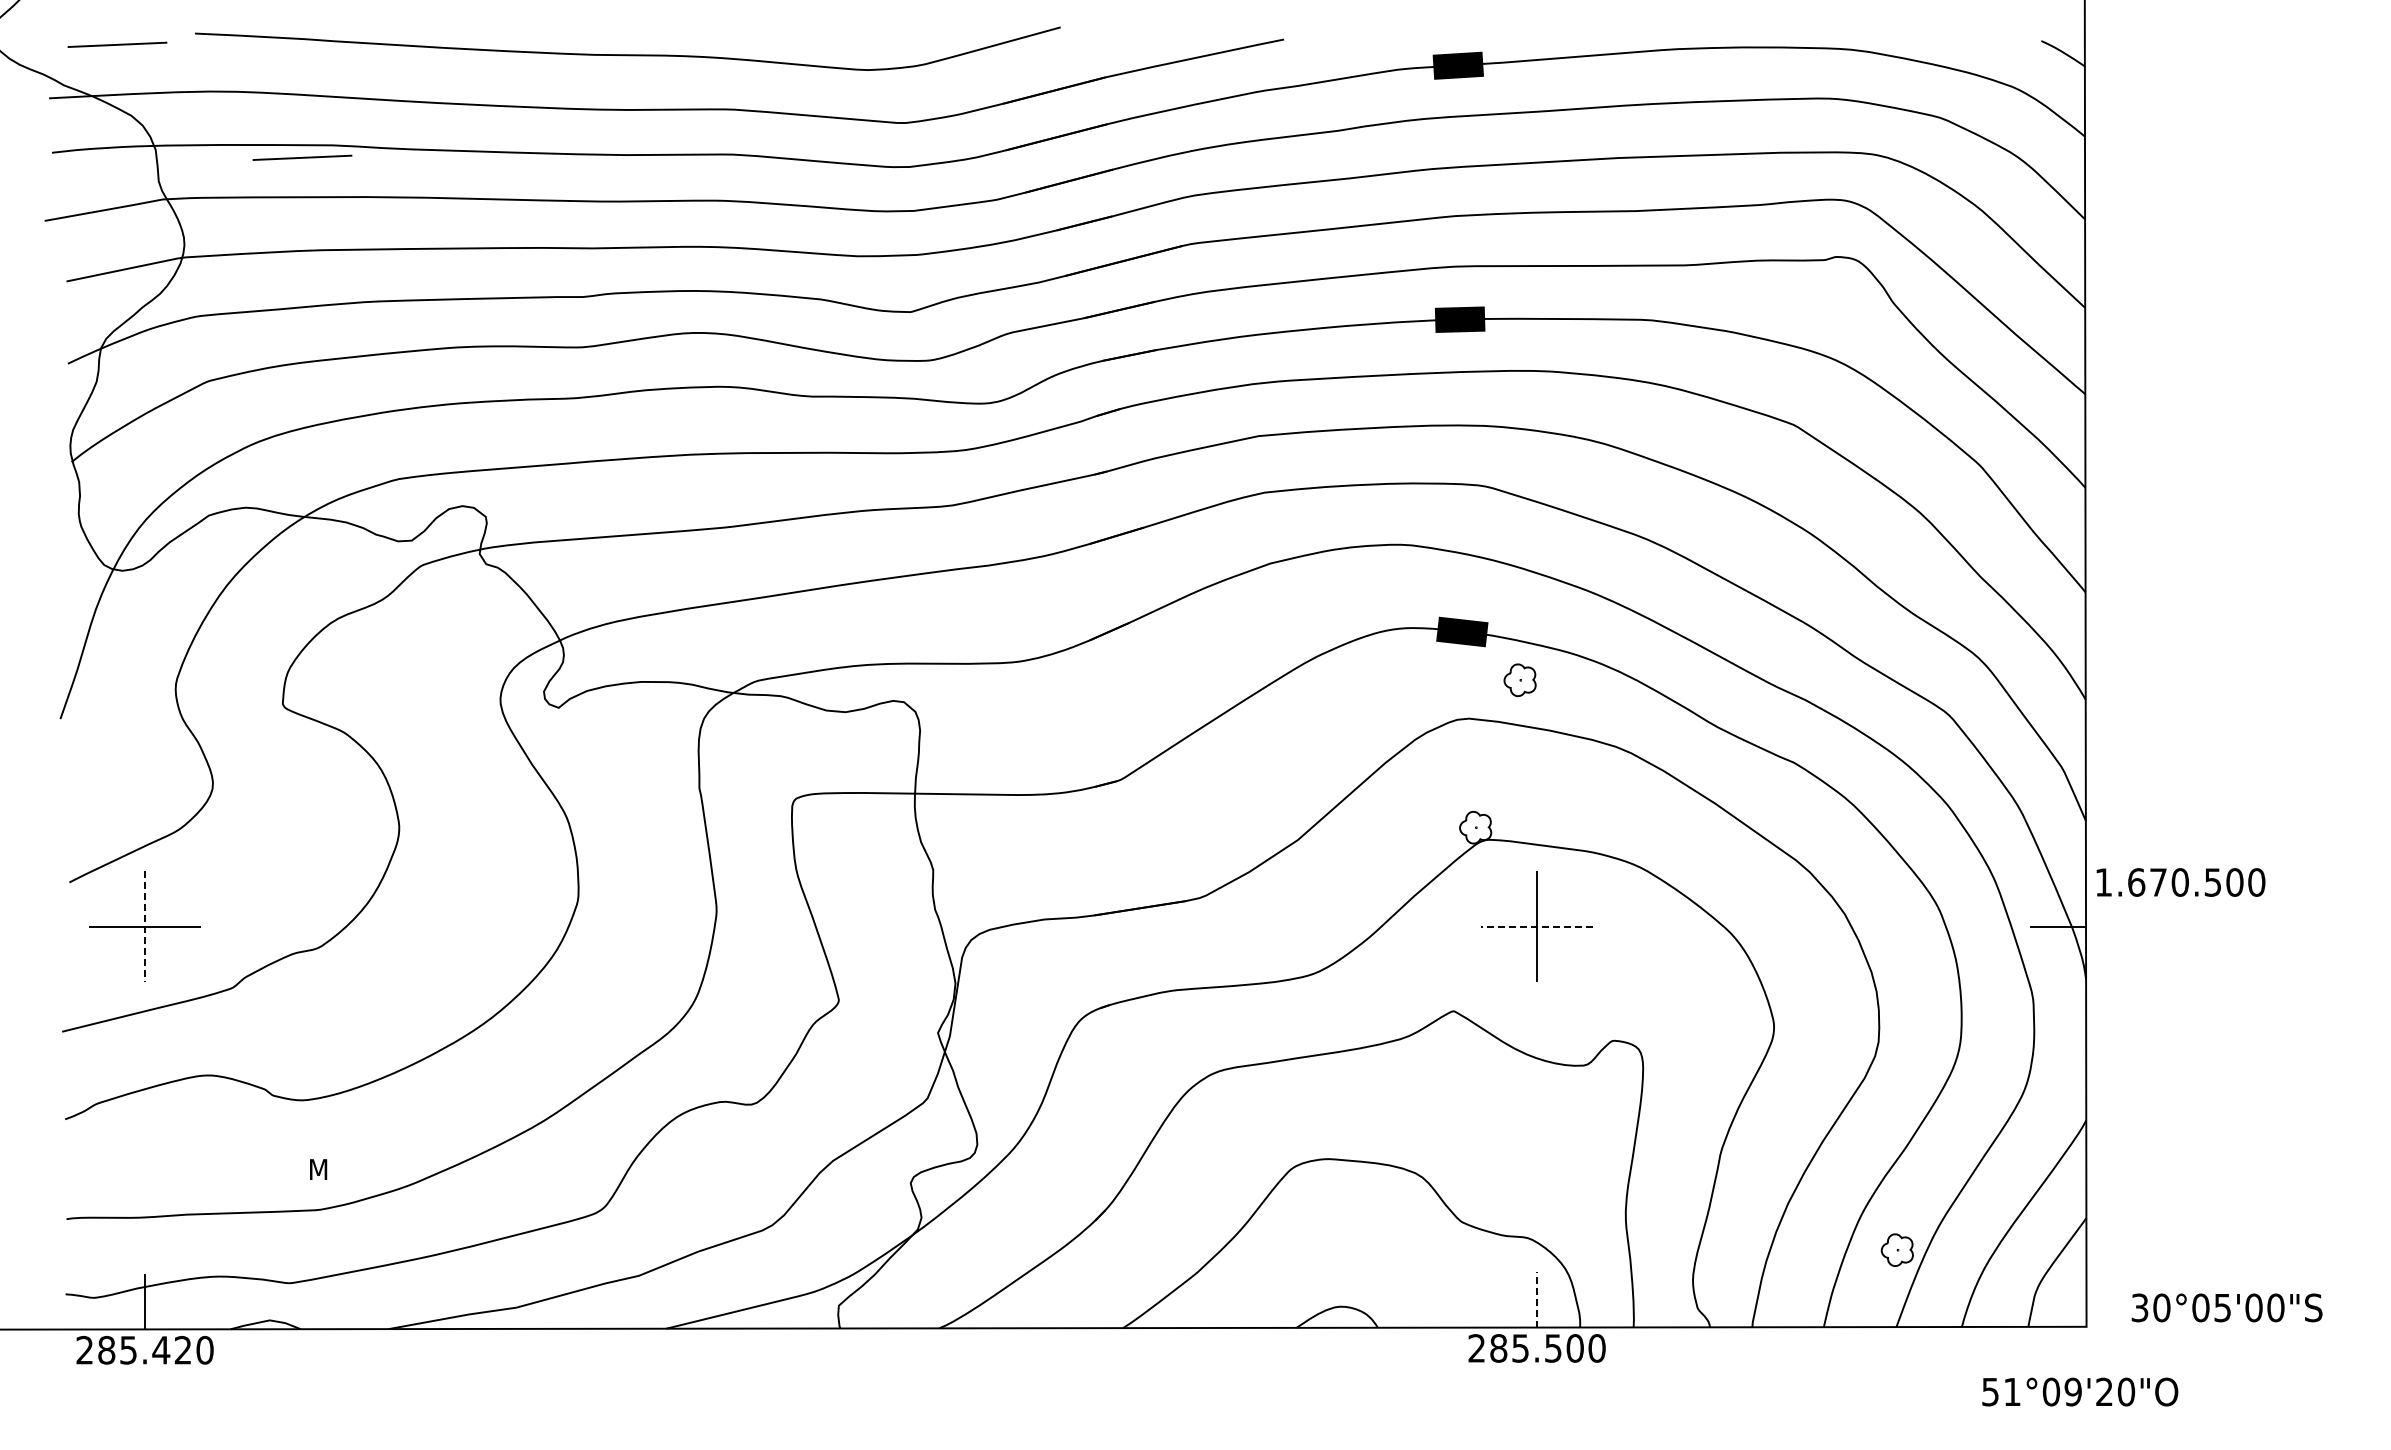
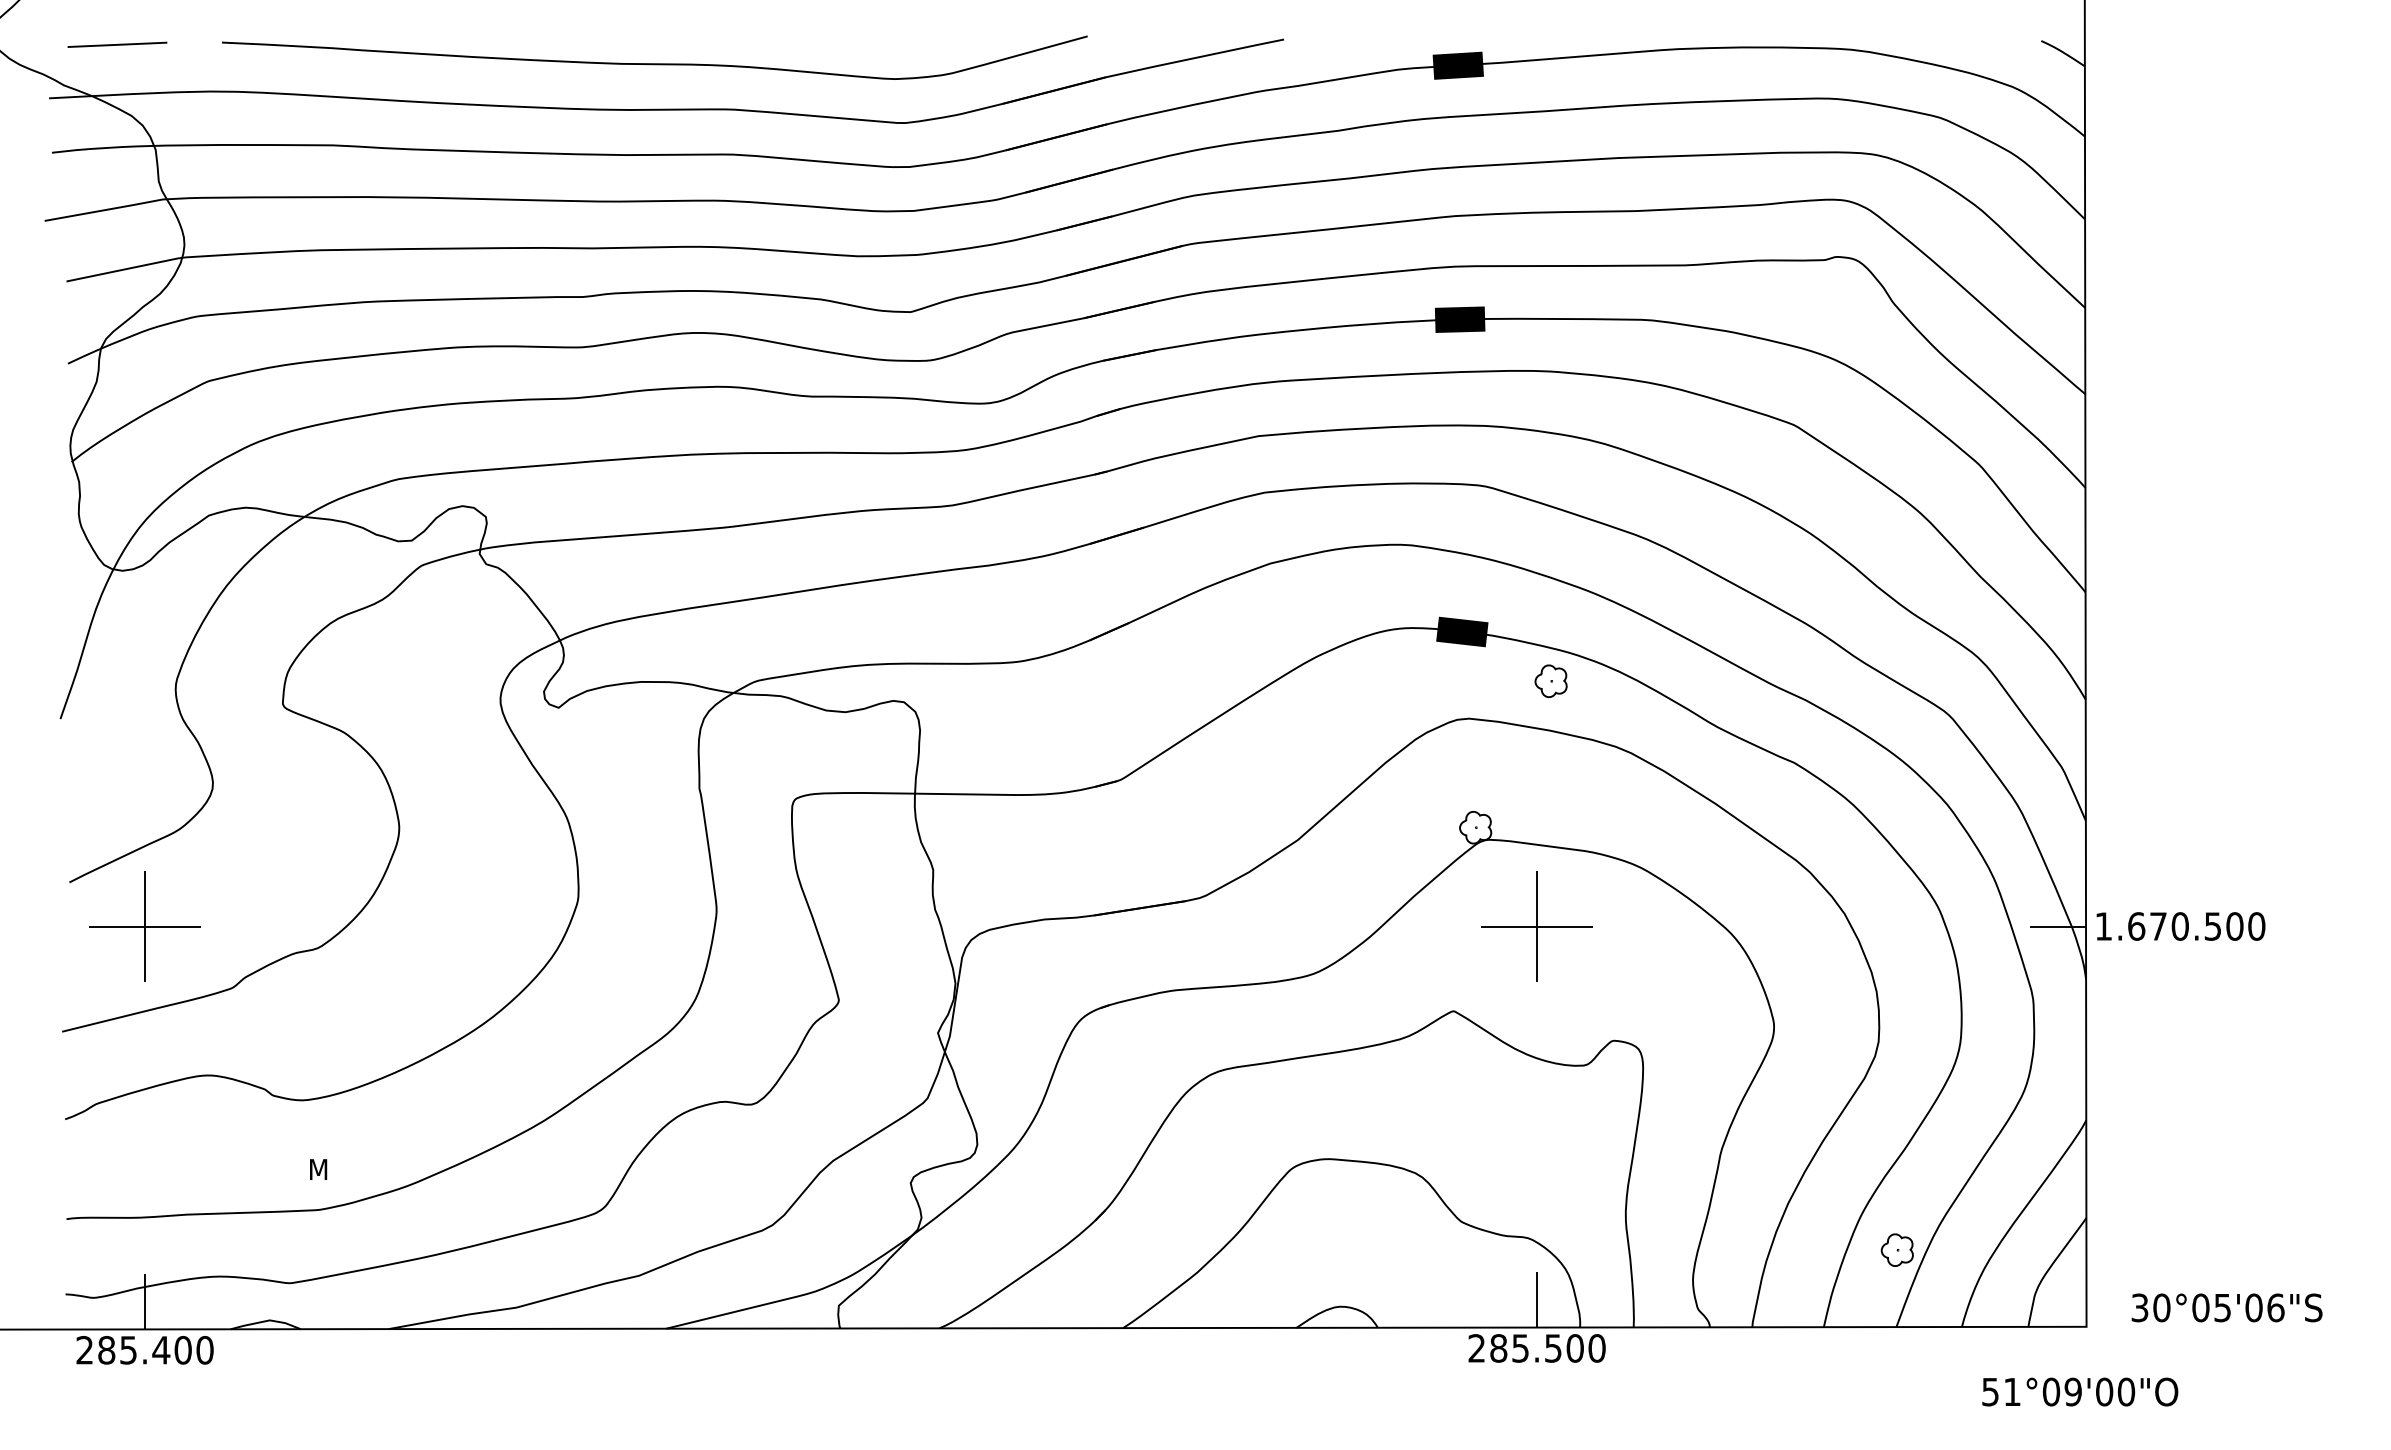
curve position: (627, 54) -> (654, 63) (654, 63)
line: present -> none (302, 157)
part position: (1519, 680) -> (1550, 681) (1550, 681)
text position: (2180, 882) -> (2180, 926) (2180, 926)
line: dashed -> solid (145, 926)
line: dashed -> solid (1537, 926)
line: dashed -> solid (1537, 1299)
text: 30°05'00"S -> 30°05'06"S (2275, 1307)
text: 285.420 -> 285.400 (182, 1350)
text: 51°09'20"O -> 51°09'00"O (2104, 1391)
